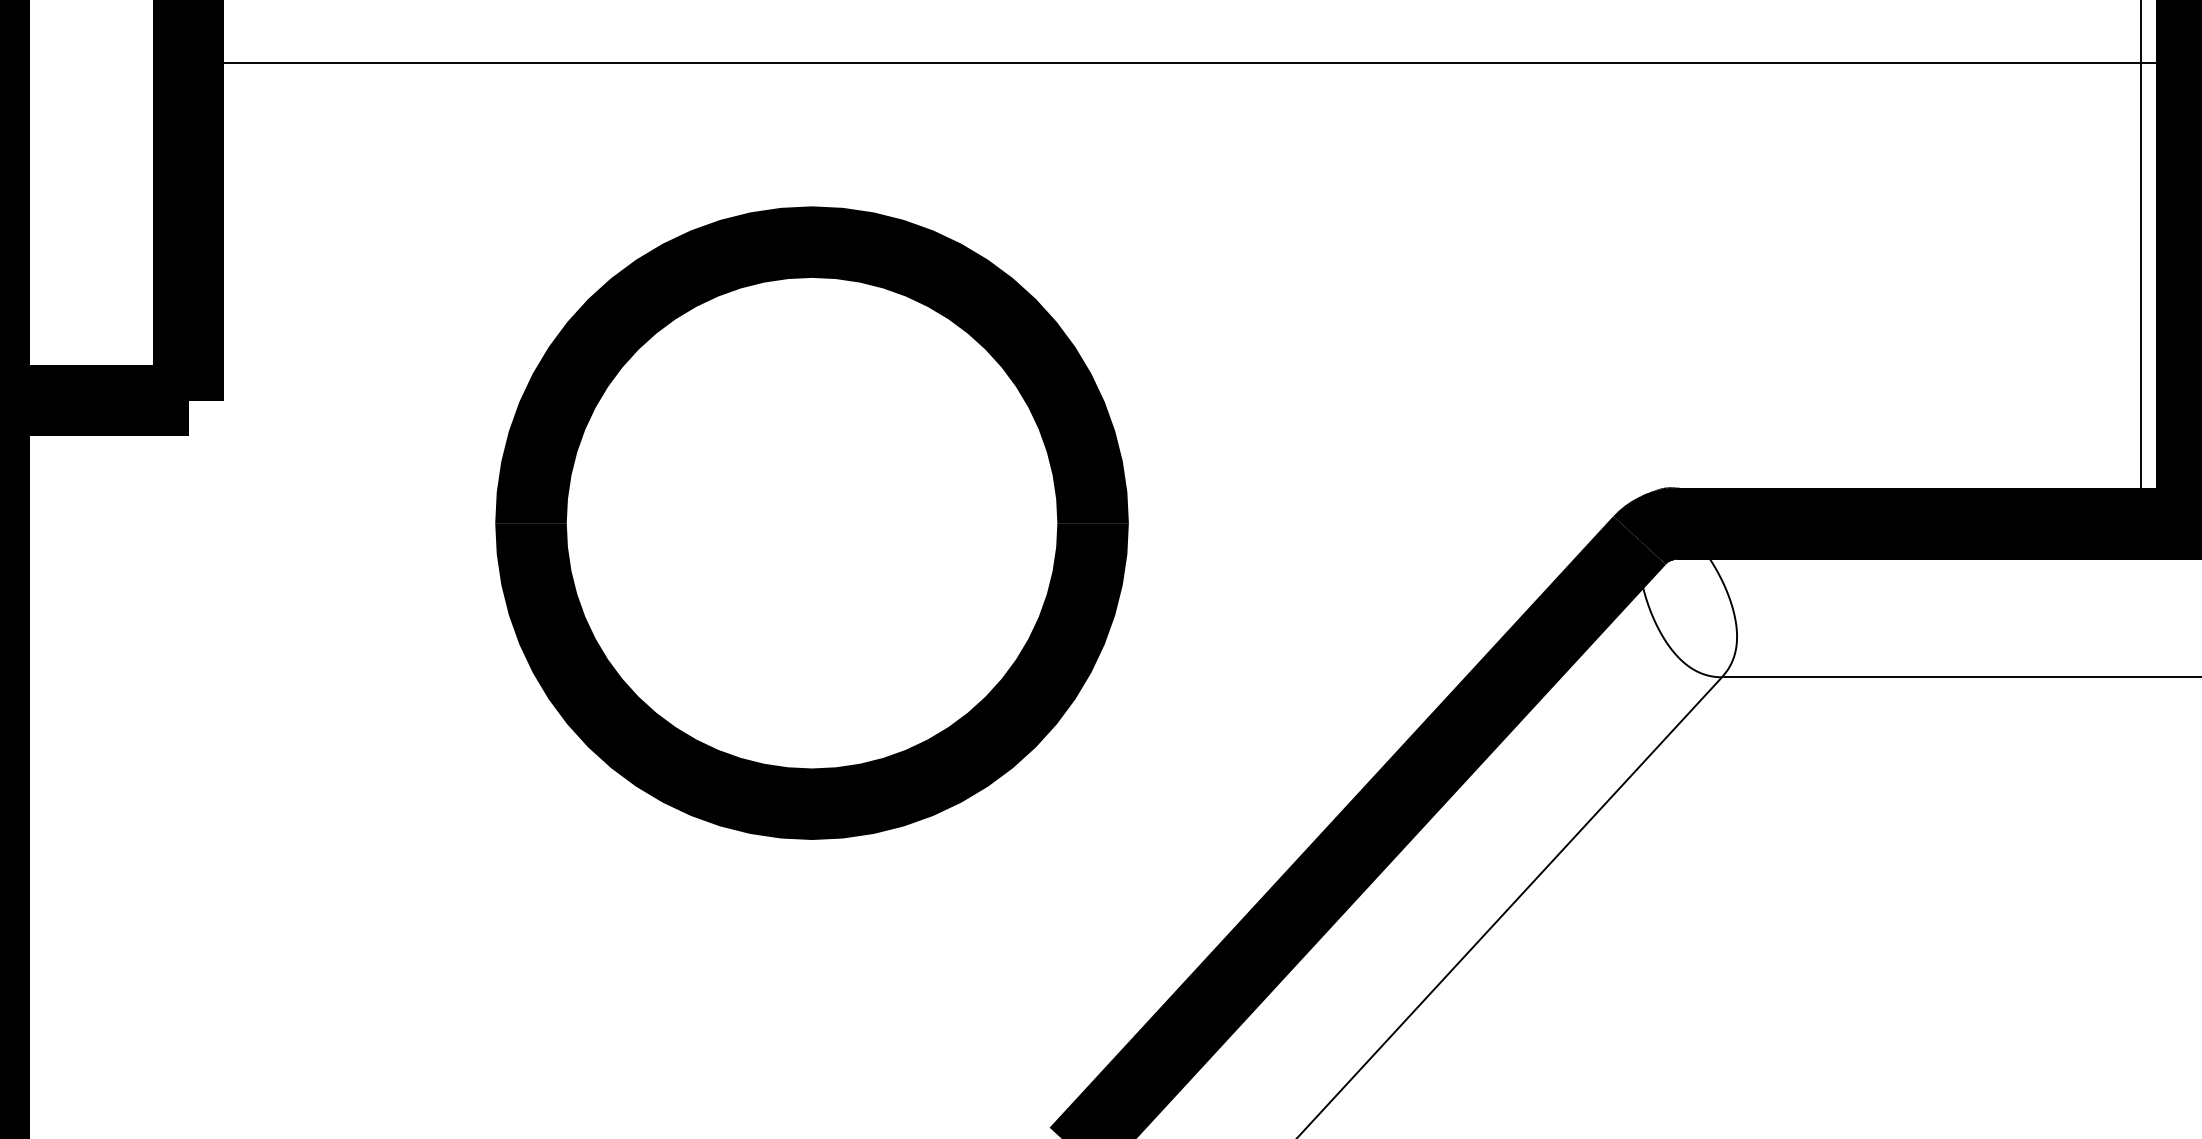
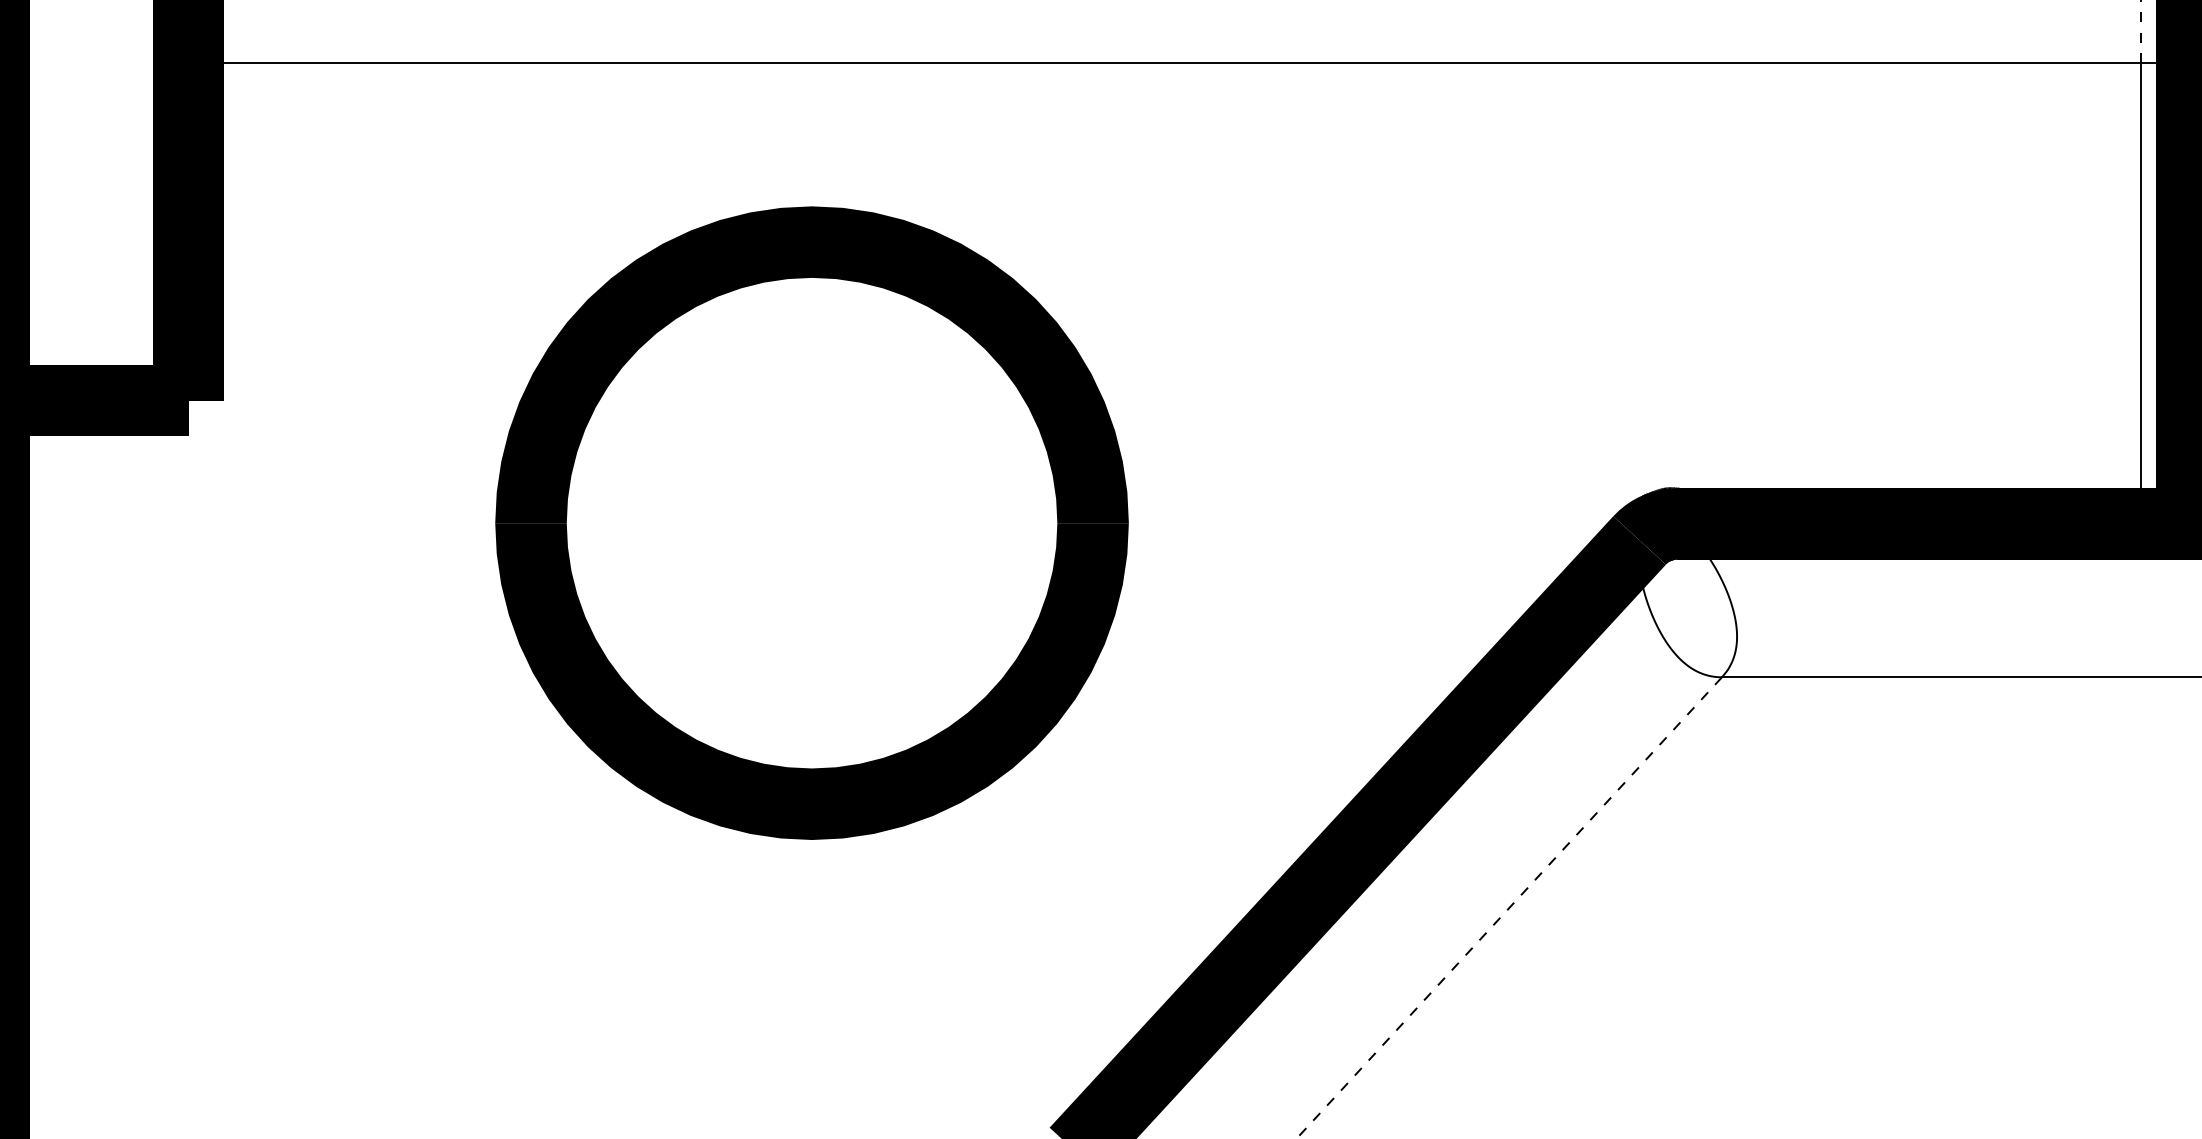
line: solid -> dashed (2140, 31)
line: solid -> dashed (1509, 908)
